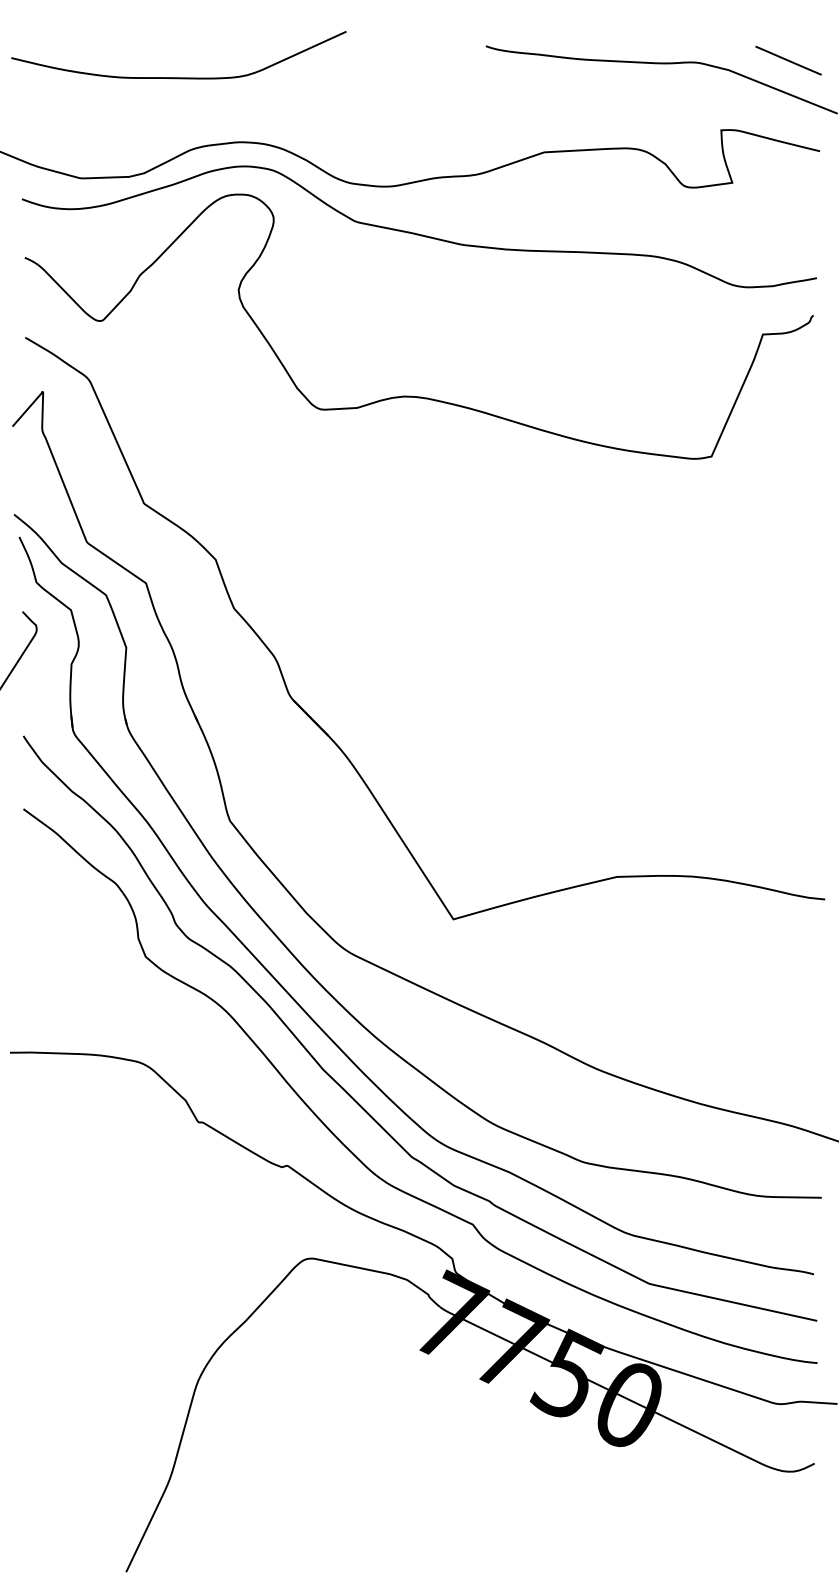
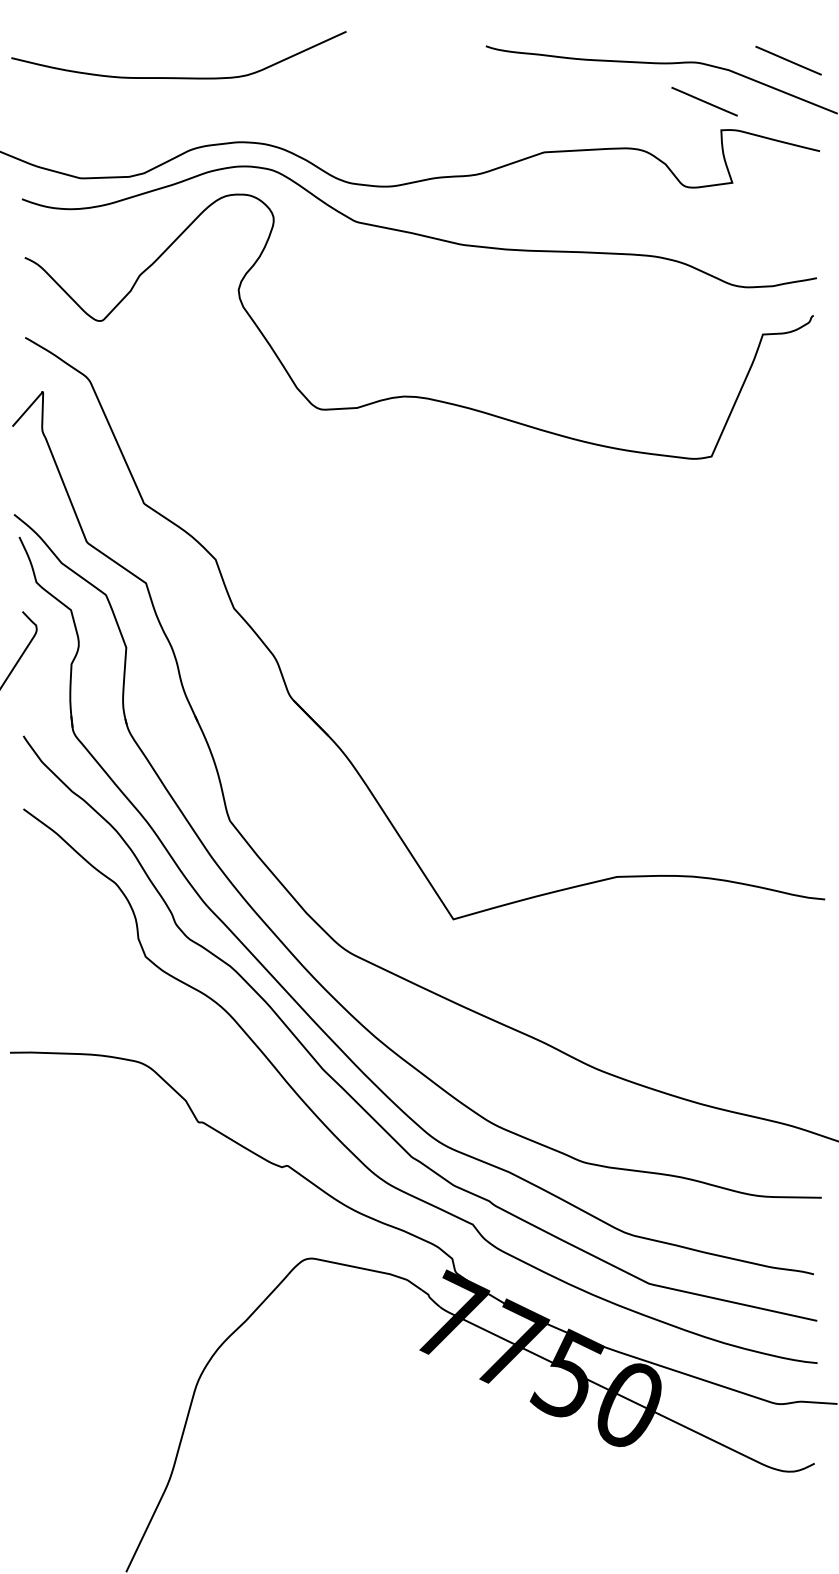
line: none -> present (704, 101)
